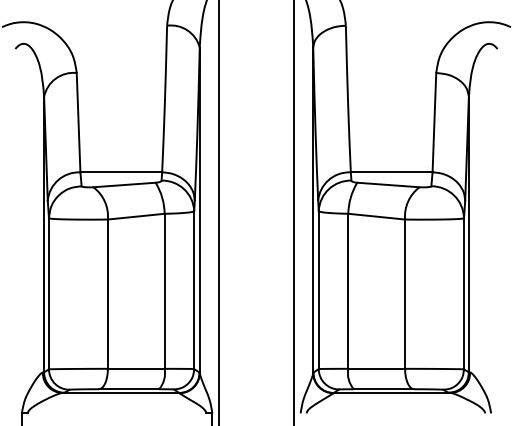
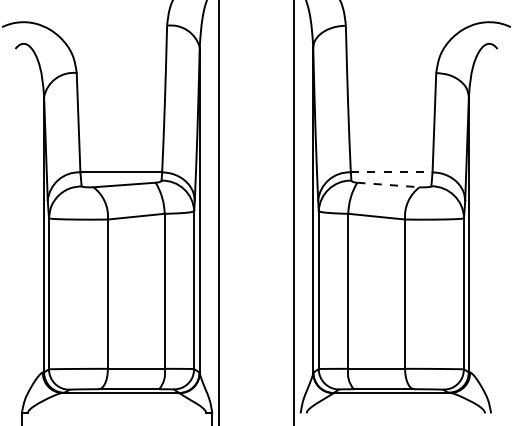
line: solid -> dashed (391, 172)
line: solid -> dashed (388, 185)
